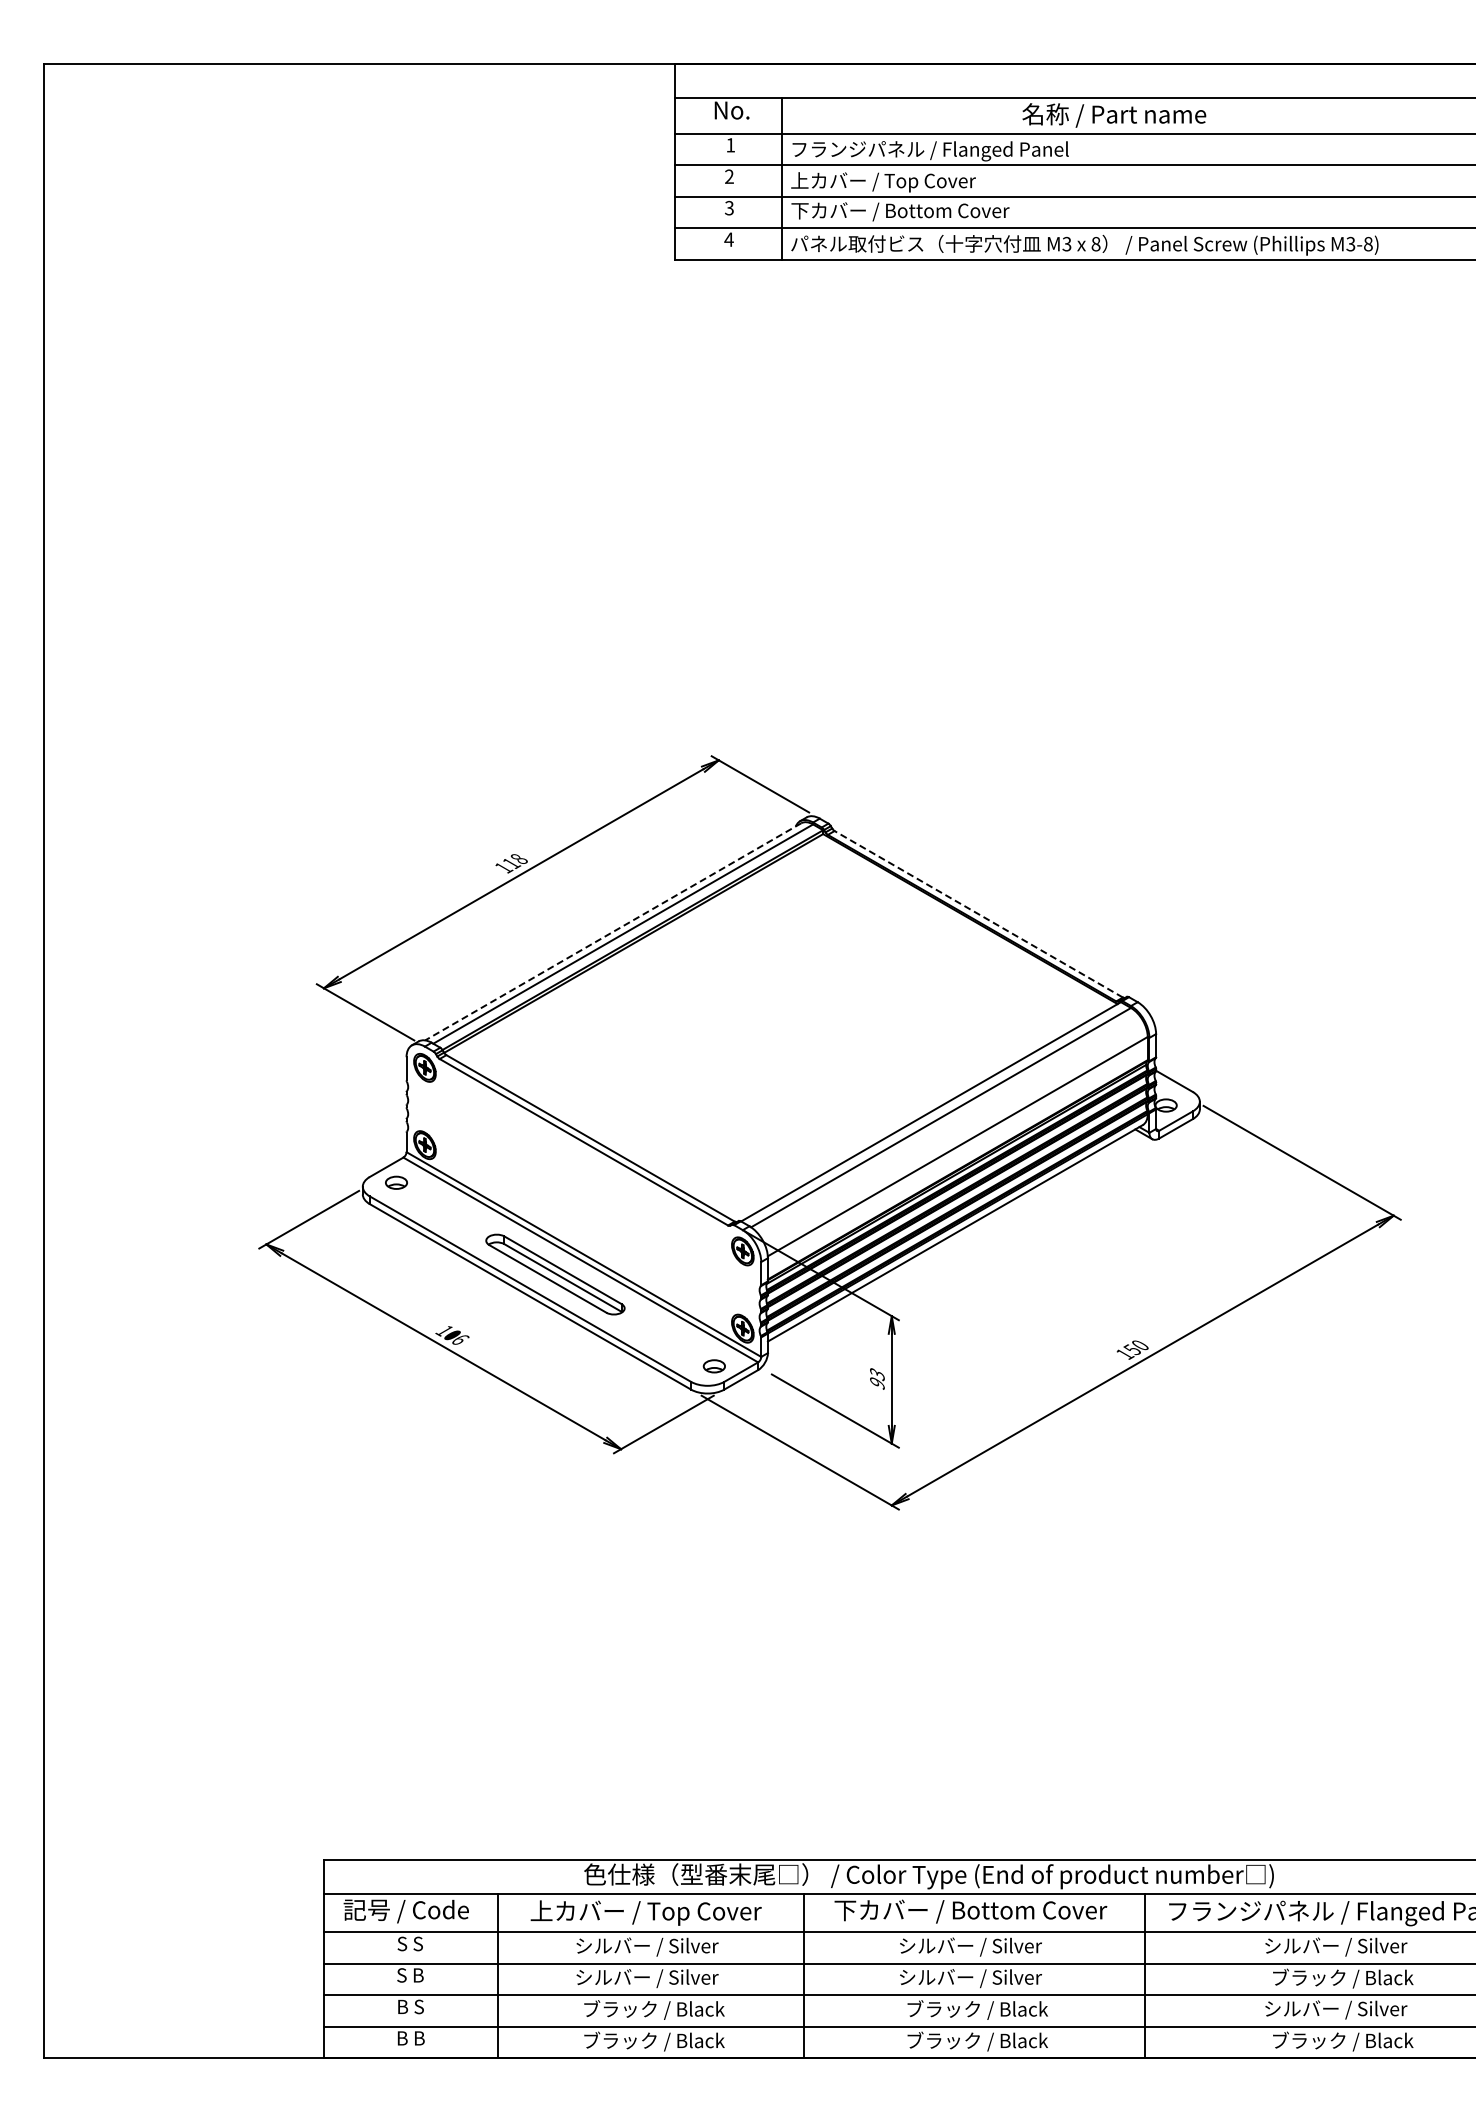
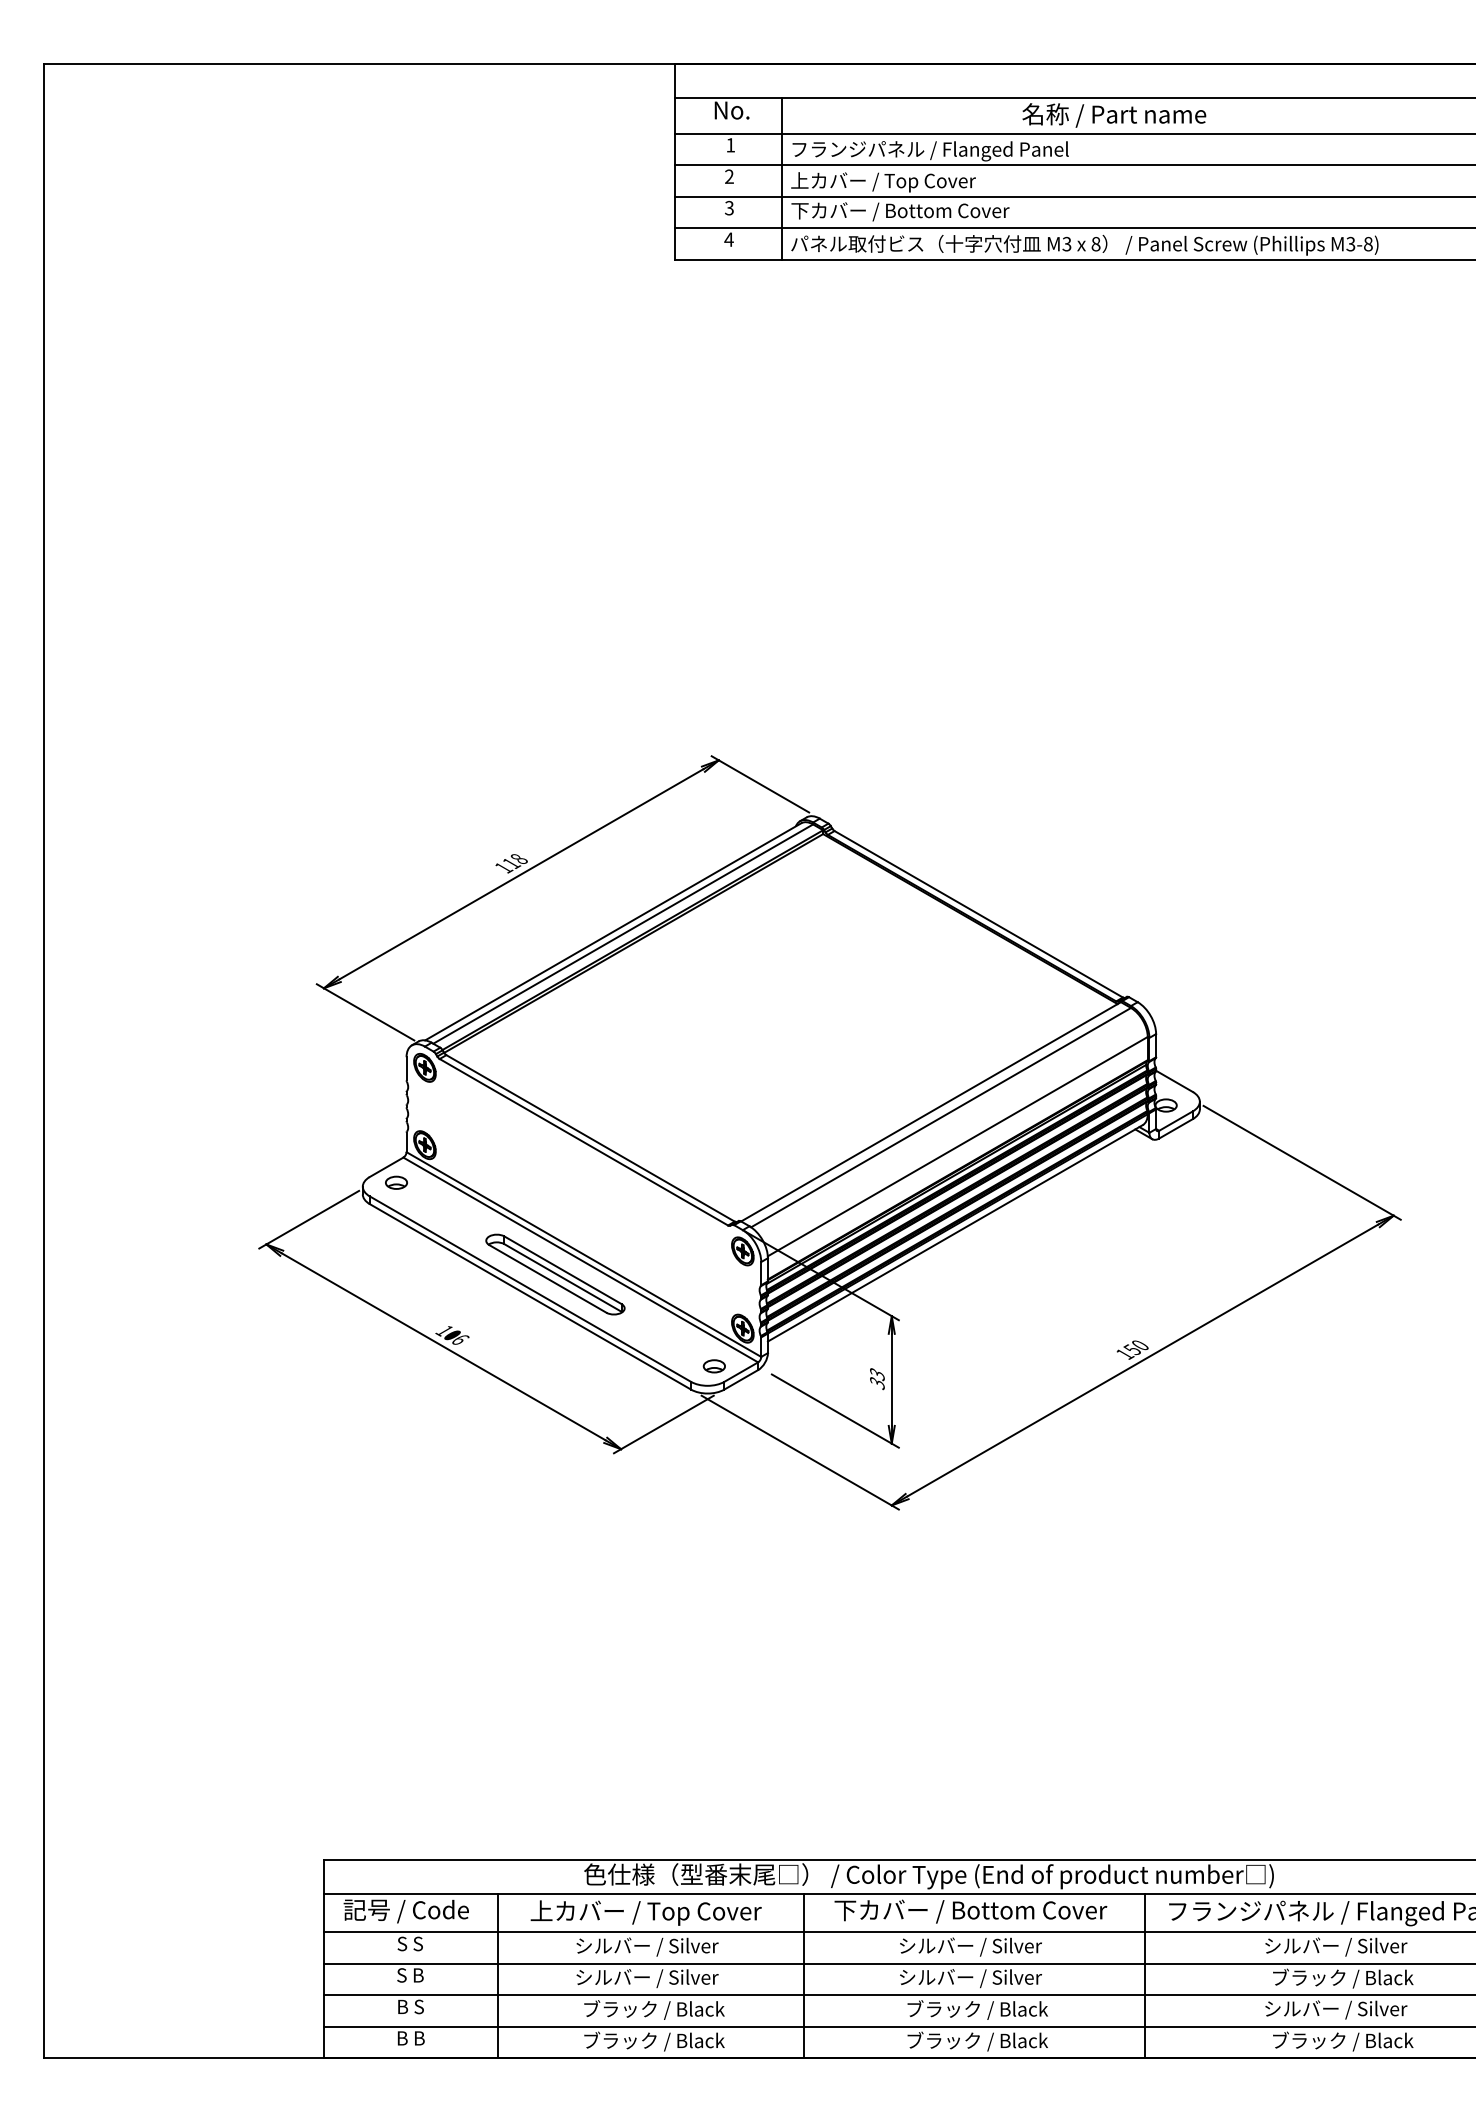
line: dashed -> solid (978, 914)
line: dashed -> solid (612, 932)
text: 93 -> 33 (877, 1383)
